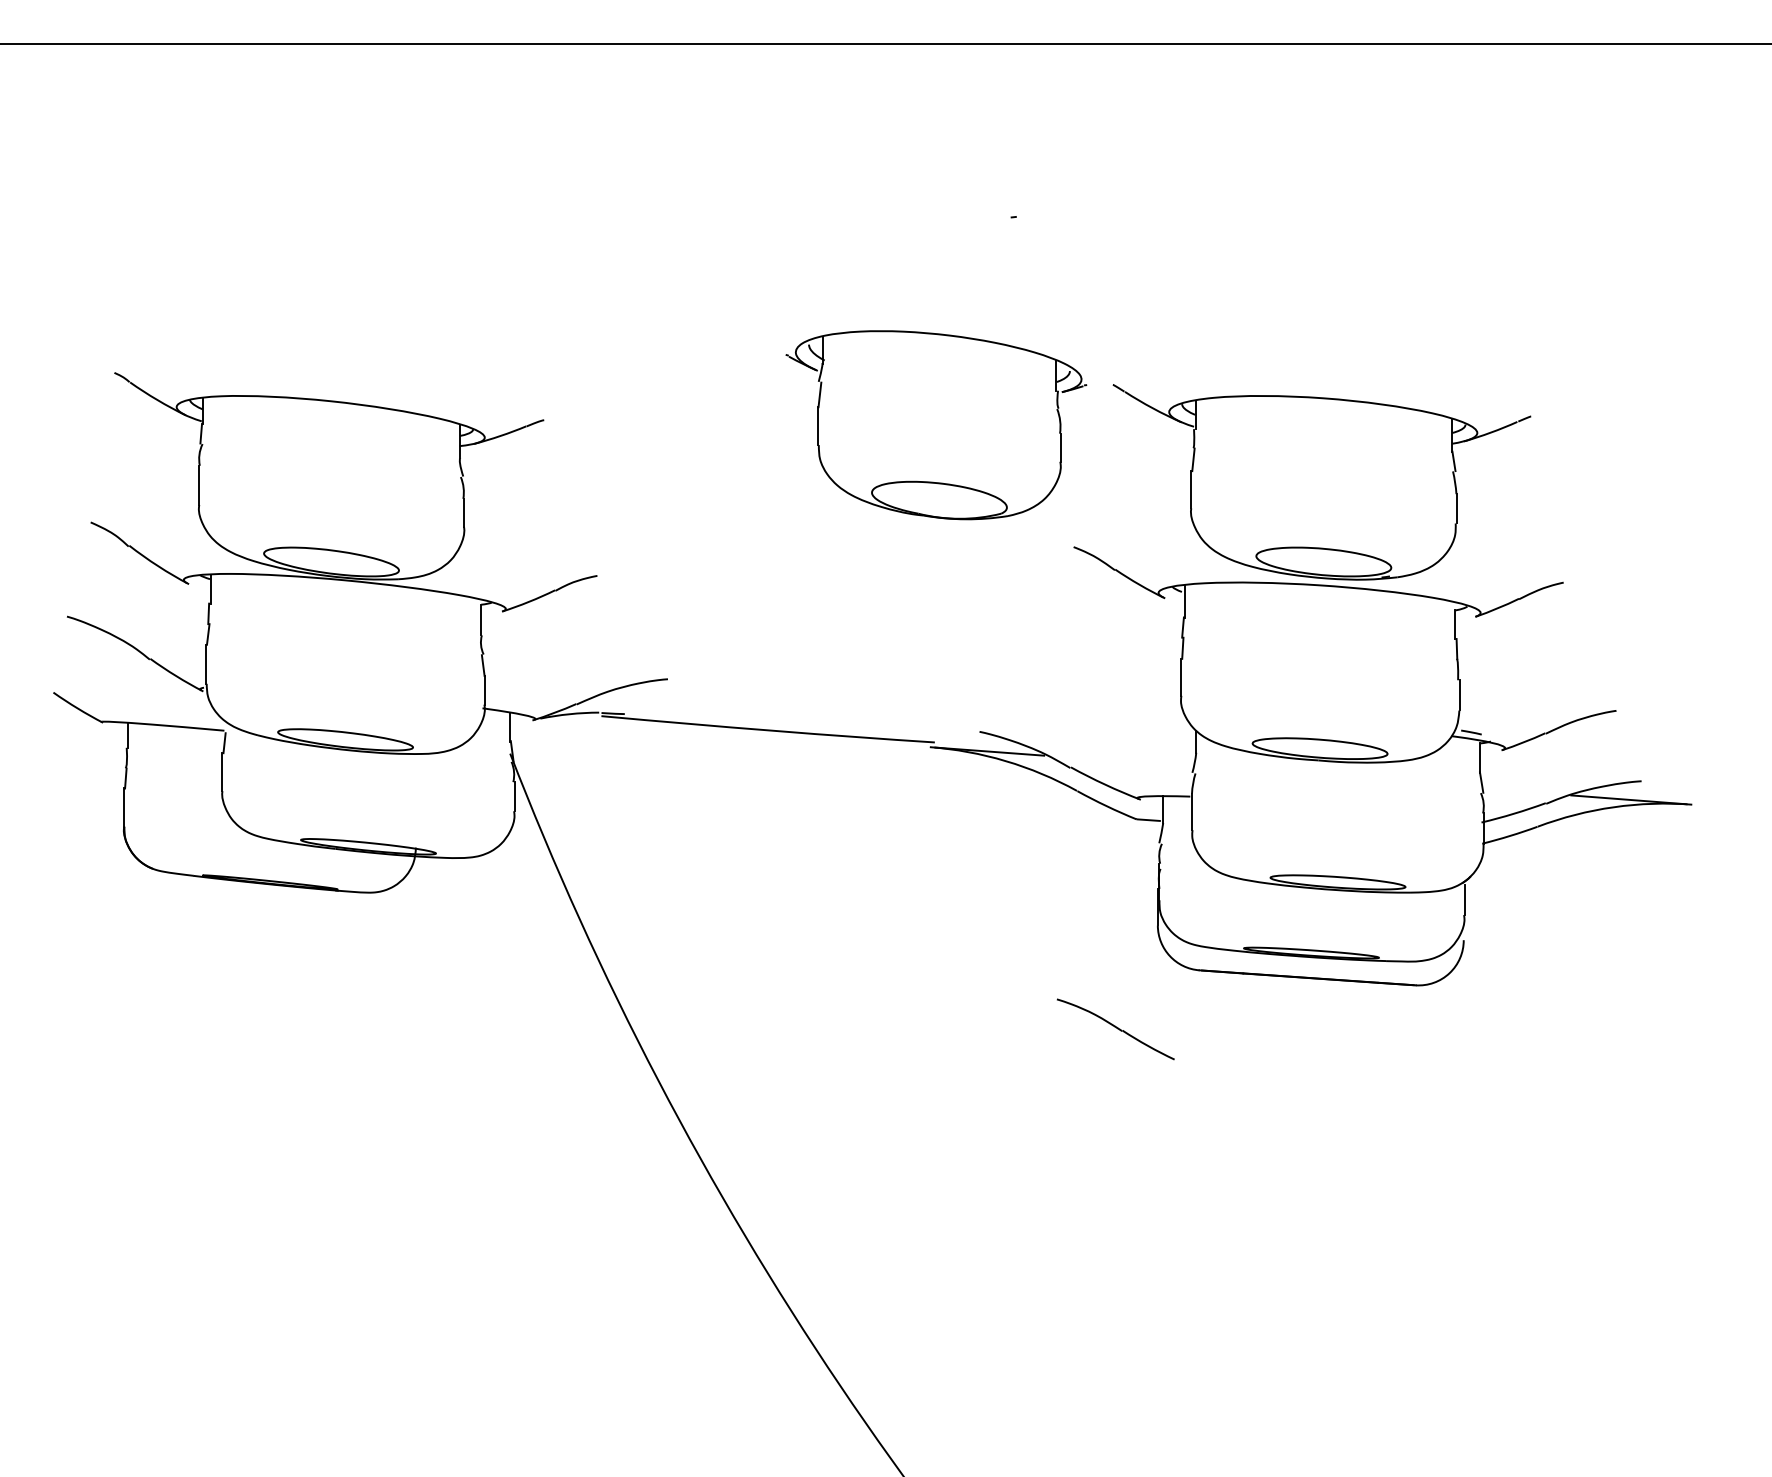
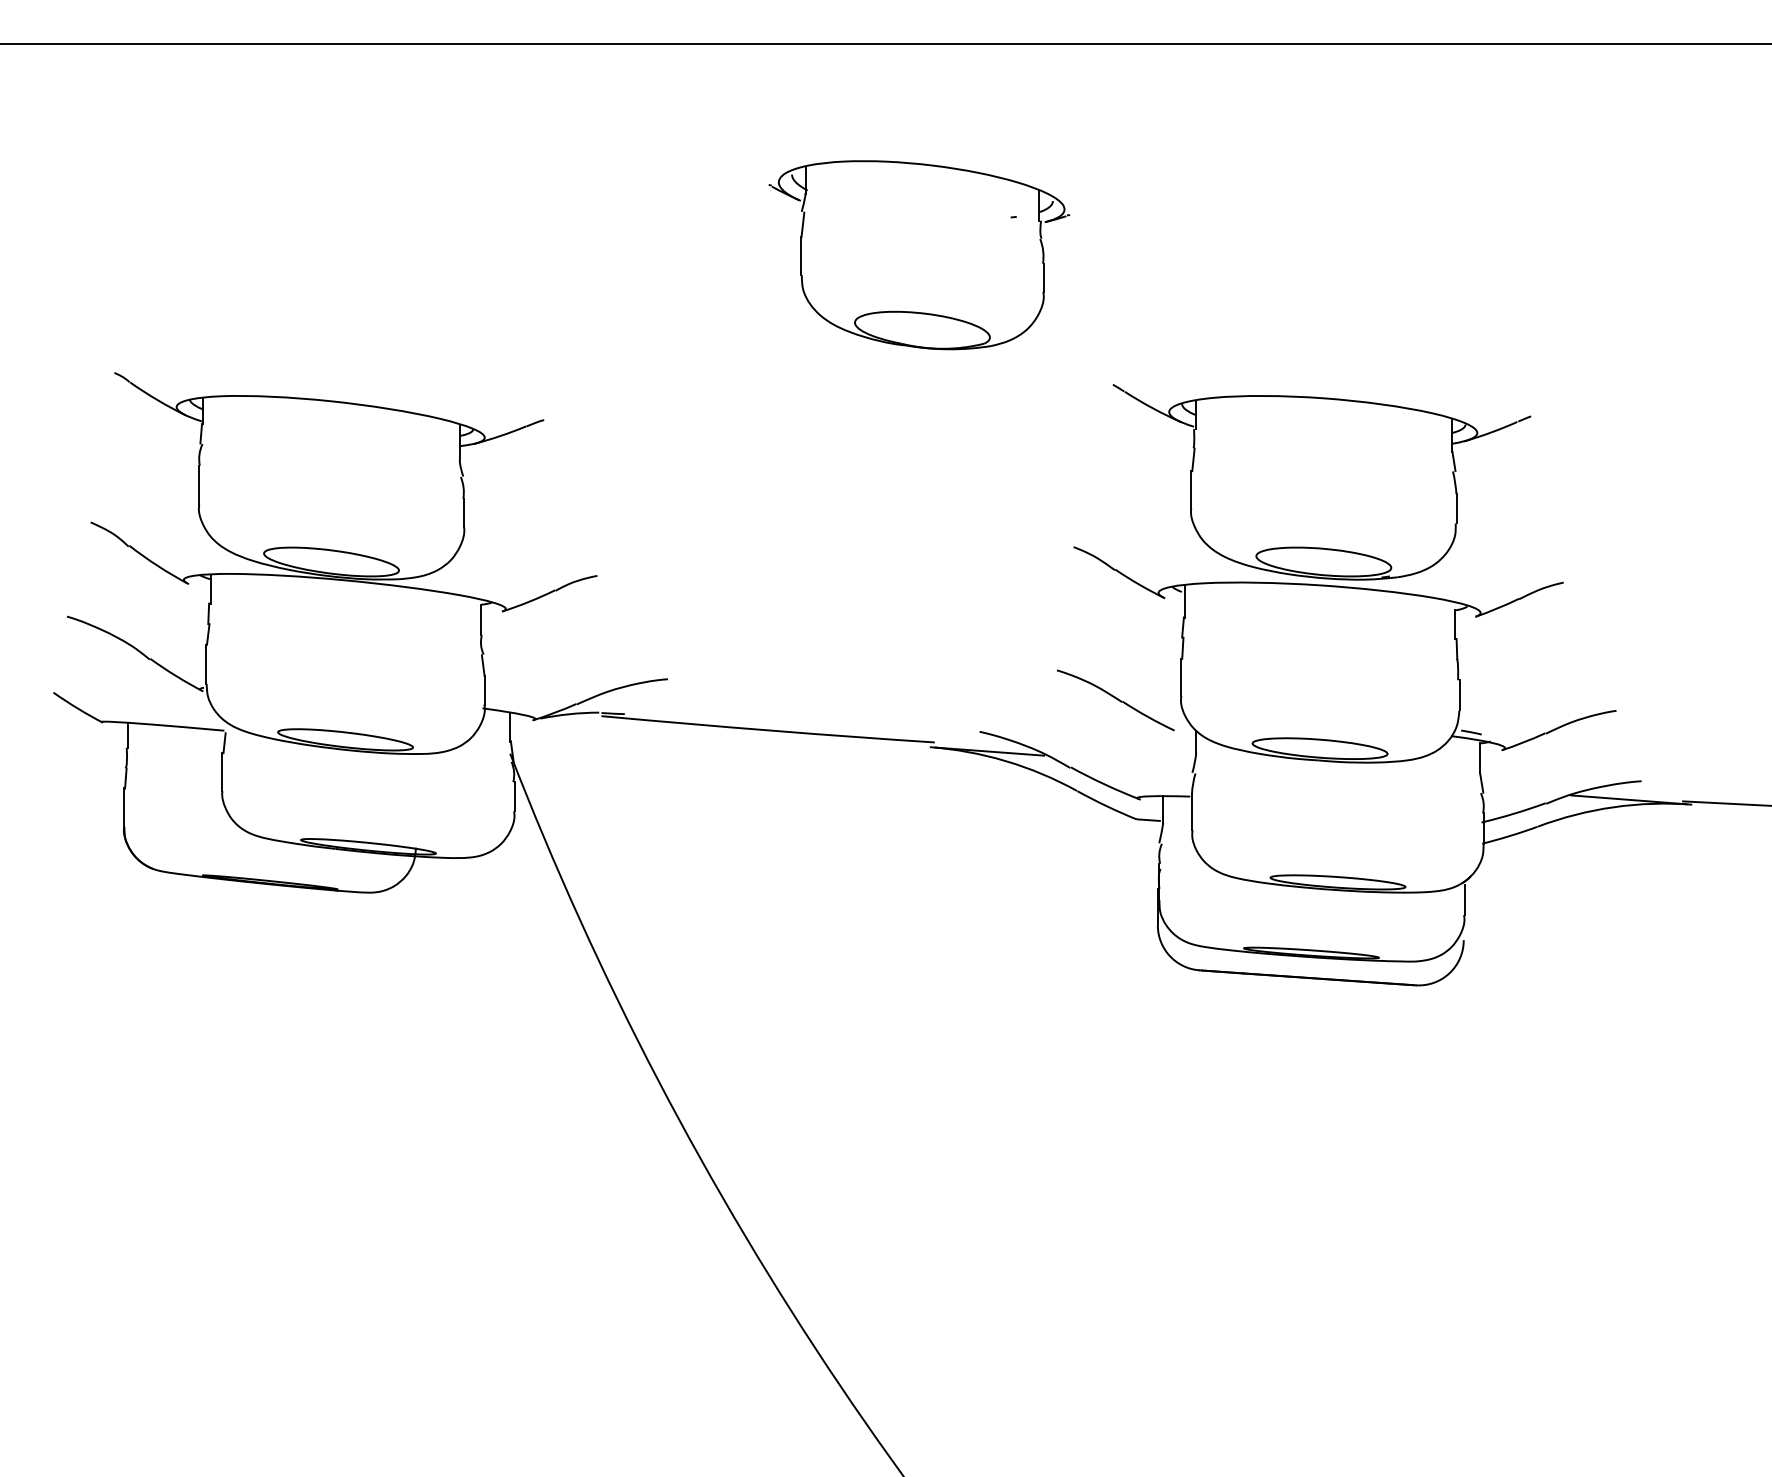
part position: (936, 425) -> (919, 255) (919, 255)
line: none -> present (1725, 803)
part position: (1115, 1029) -> (1115, 700) (1115, 700)
